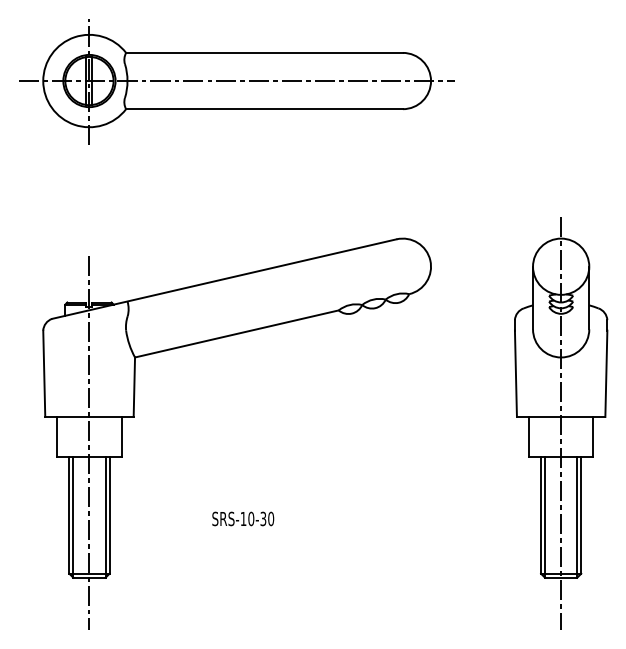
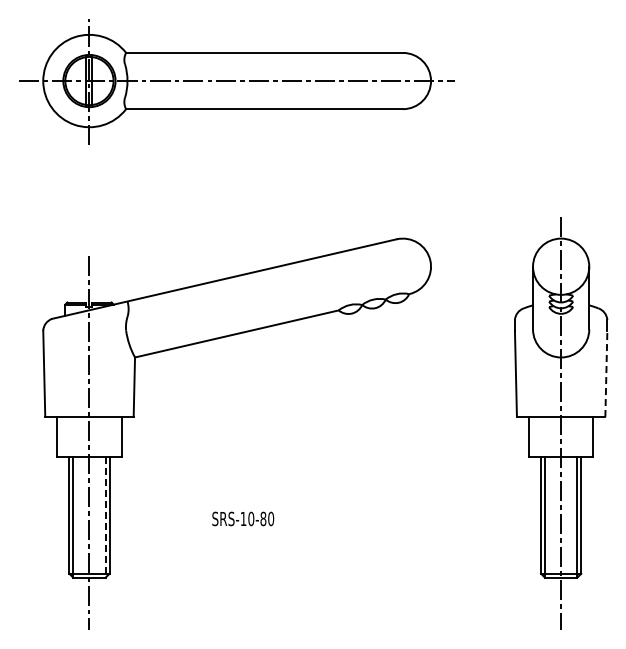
line: solid -> dashed (606, 373)
line: solid -> dashed (105, 517)
text: SRS-10-30 -> SRS-10-80 (263, 518)
